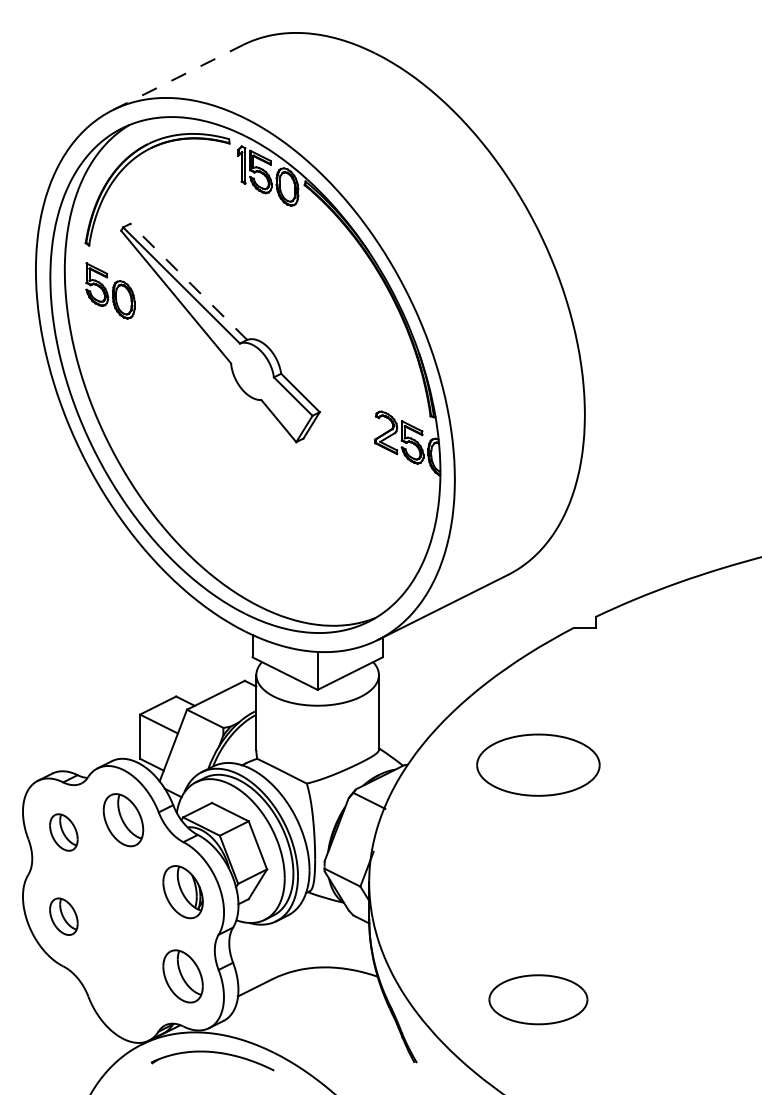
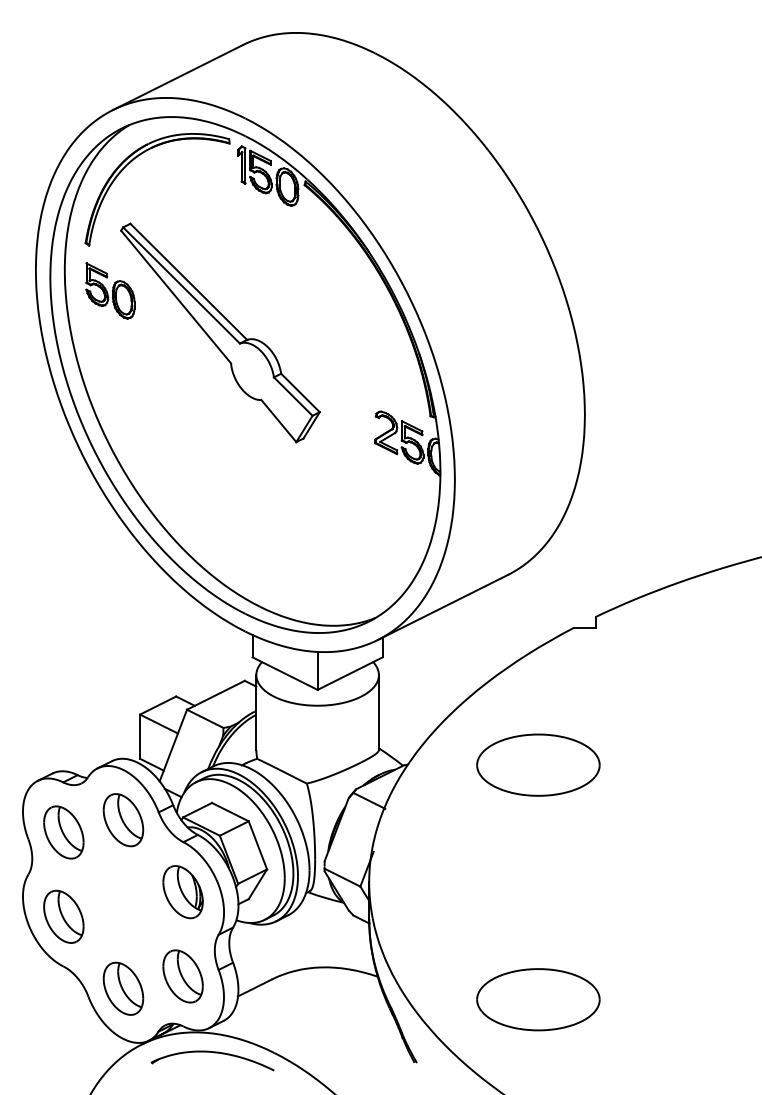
line: dashed -> solid (177, 77)
line: dashed -> solid (188, 281)
part size: 30x39 px -> 42x55 px (63, 832)
part size: 30x39 px -> 42x55 px (63, 916)
part: none -> present (123, 988)
part size: 101x52 px -> 125x64 px (538, 999)
